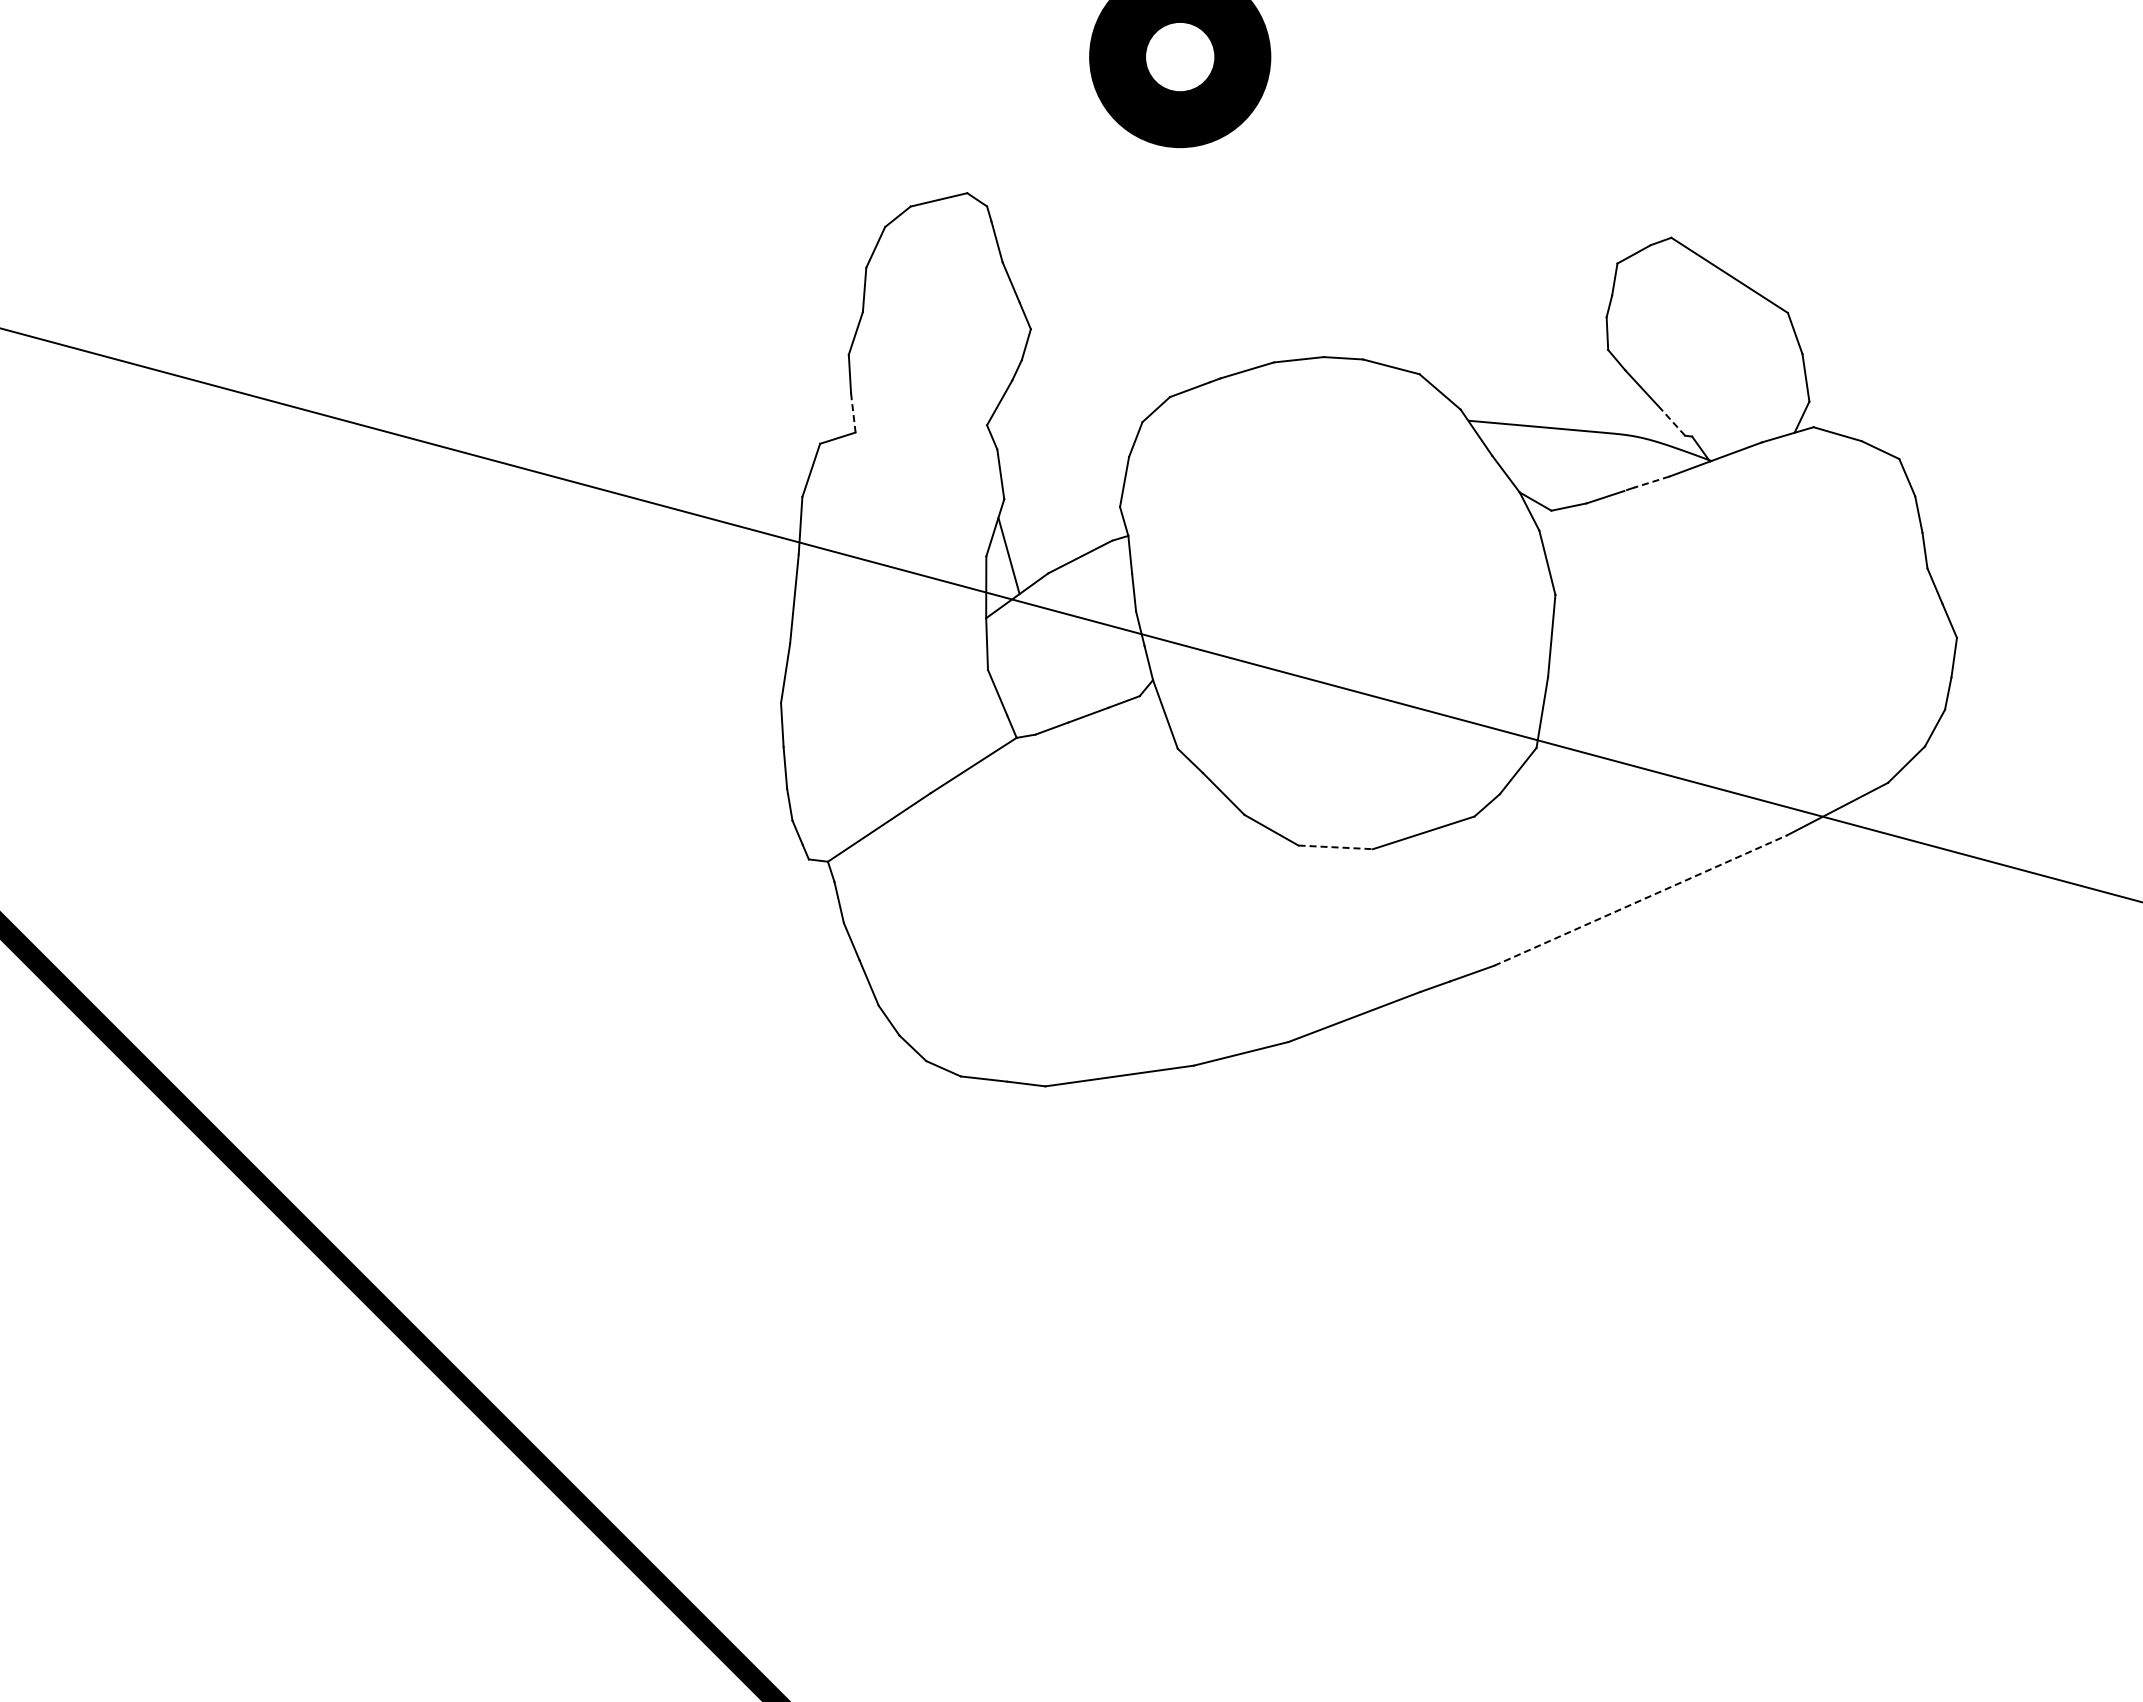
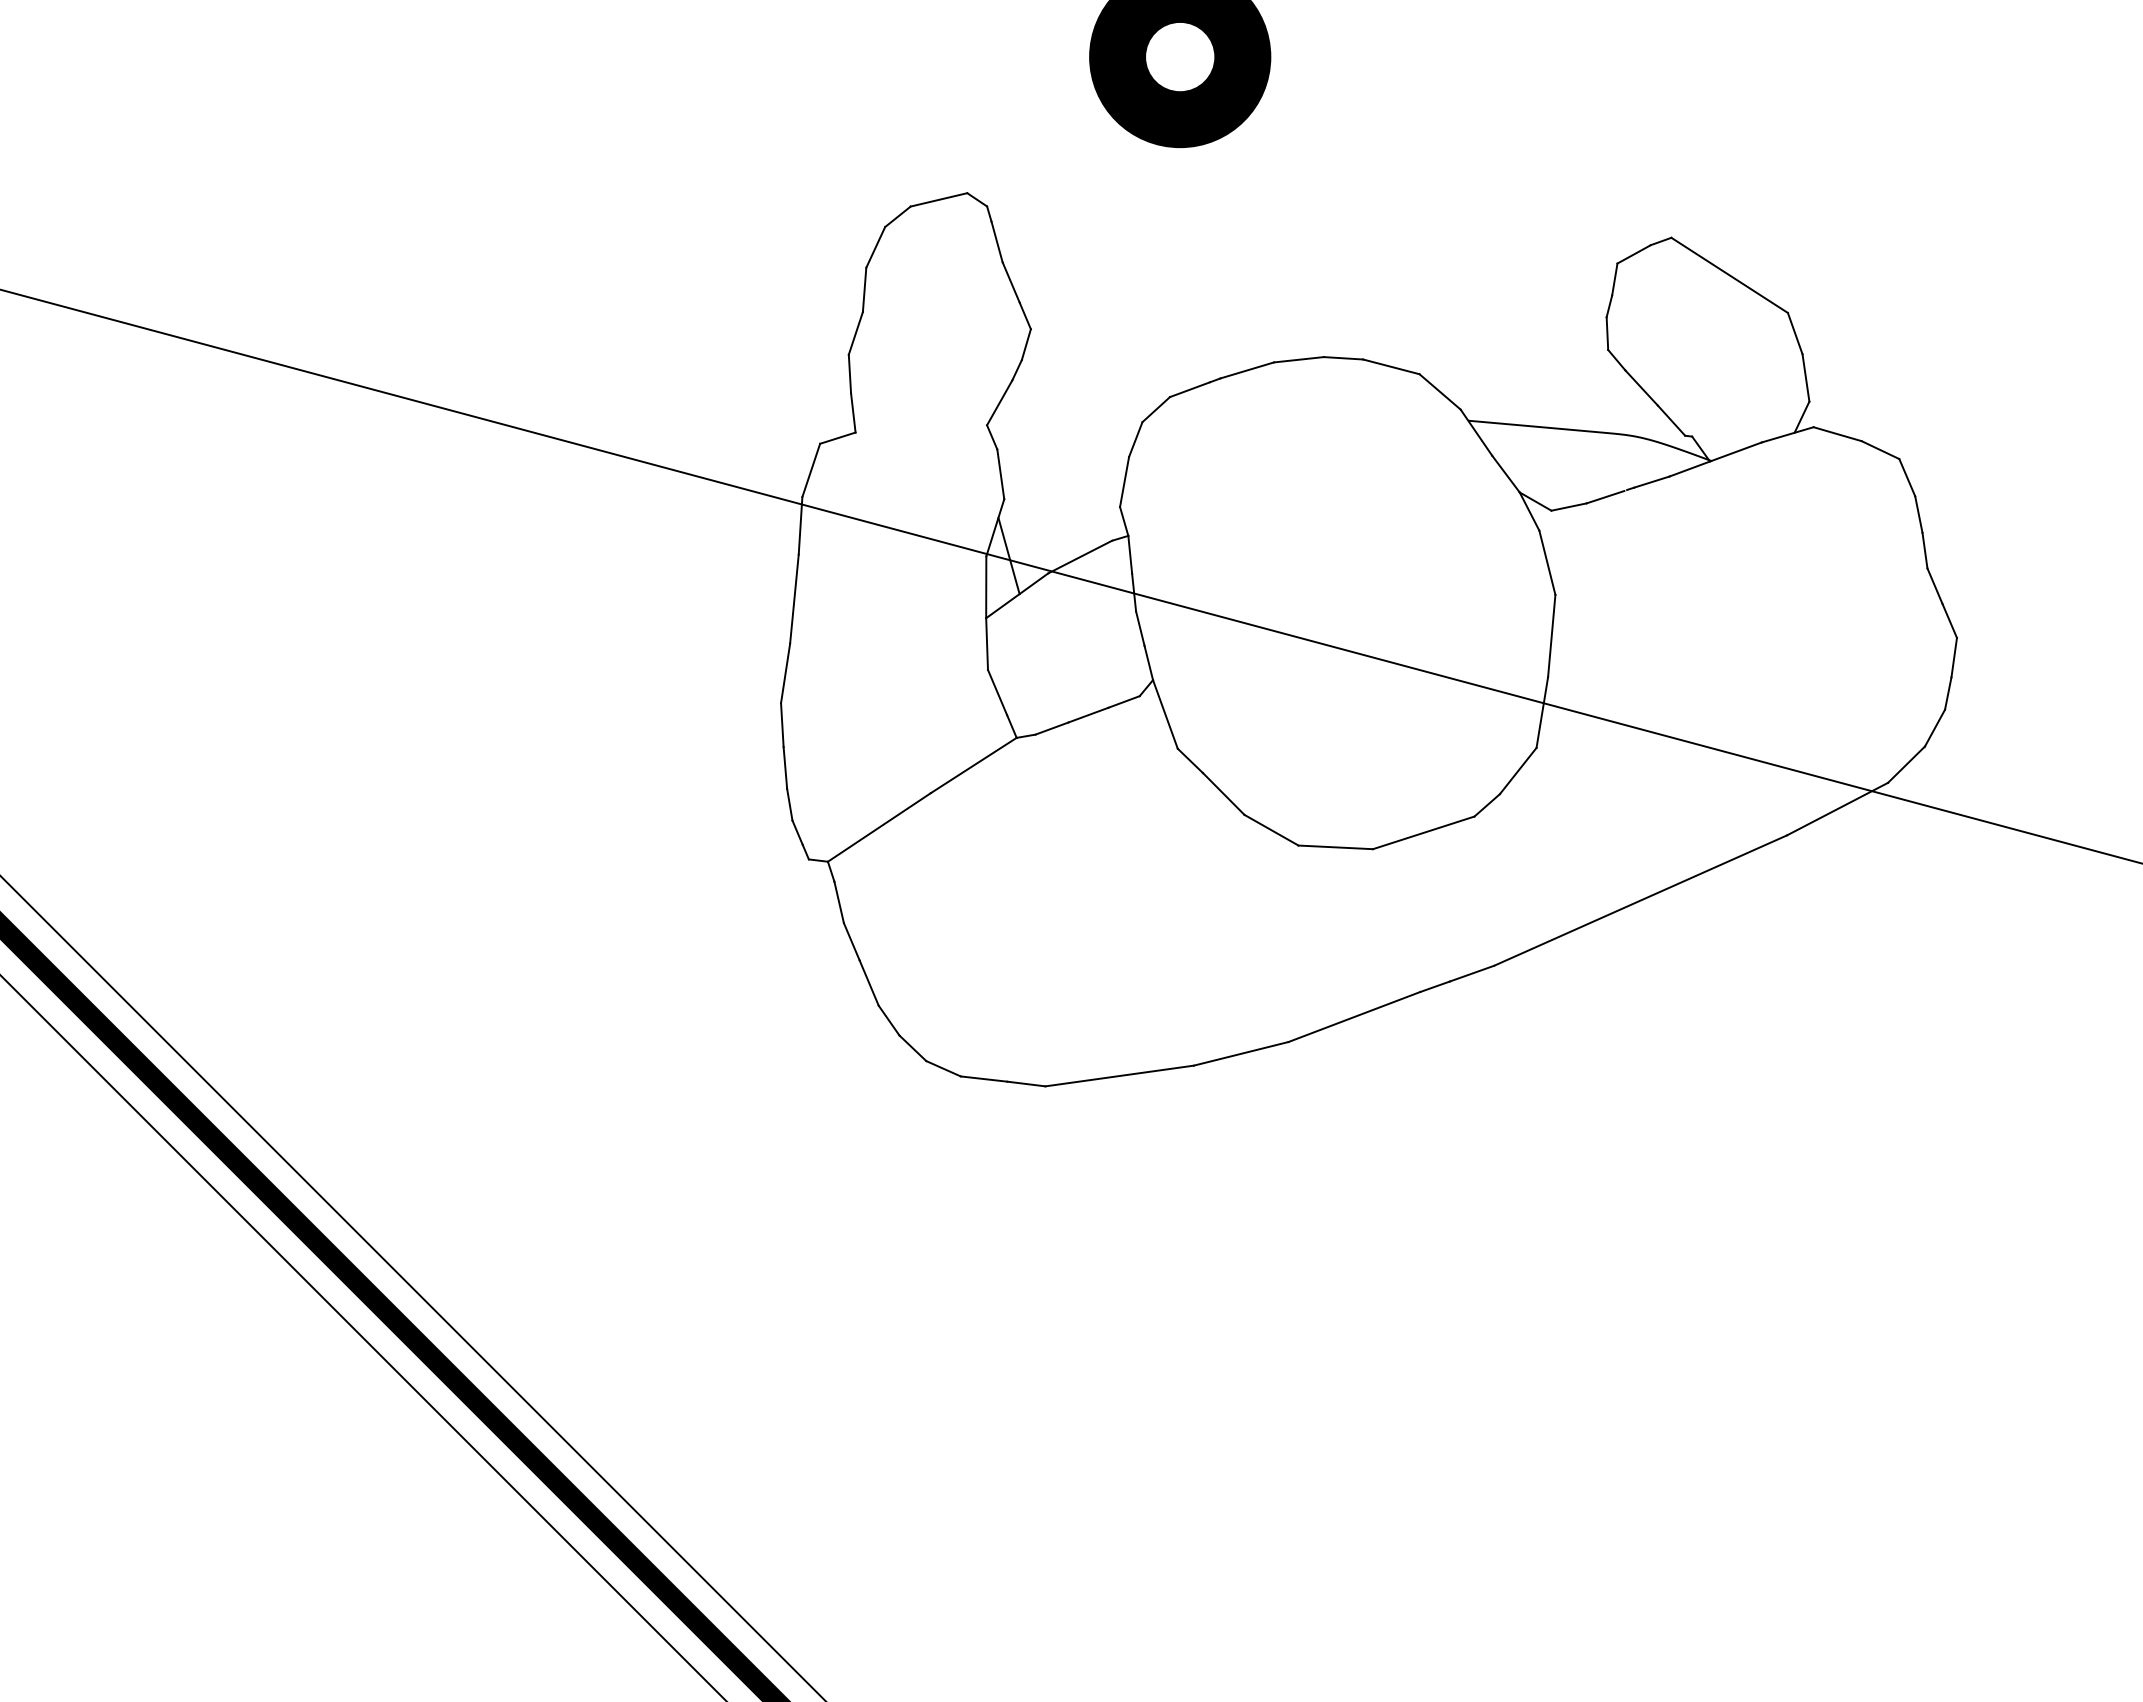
line: dashed -> solid (853, 412)
line: dashed -> solid (1671, 420)
line: dashed -> solid (1651, 482)
line position: (1070, 614) -> (1070, 576) (1070, 576)
line: dashed -> solid (1336, 847)
line: dashed -> solid (1641, 900)
line: none -> present (412, 1287)
line: none -> present (362, 1337)
